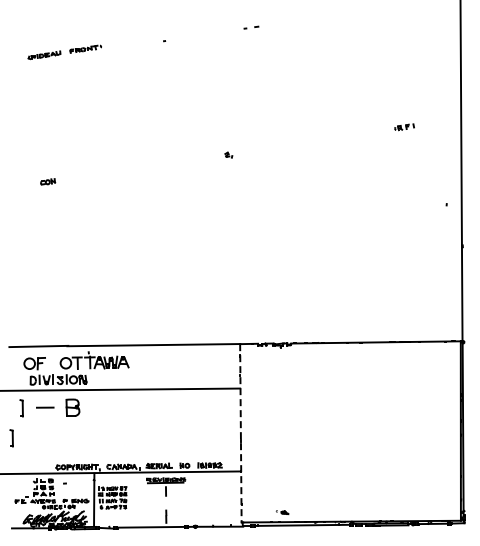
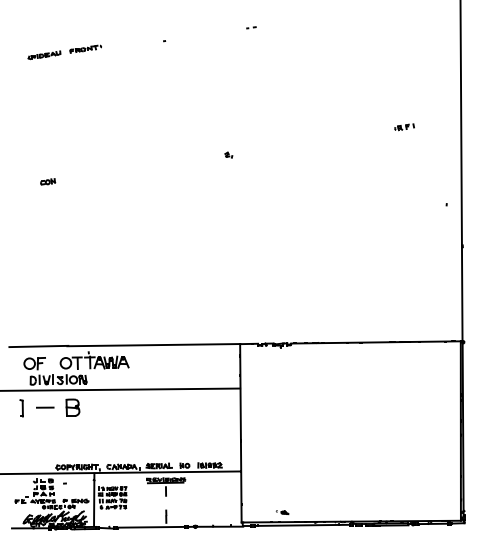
part size: 17x5 px -> 11x4 px (251, 27)
line: dashed -> solid (240, 433)
part: present -> none (11, 438)
